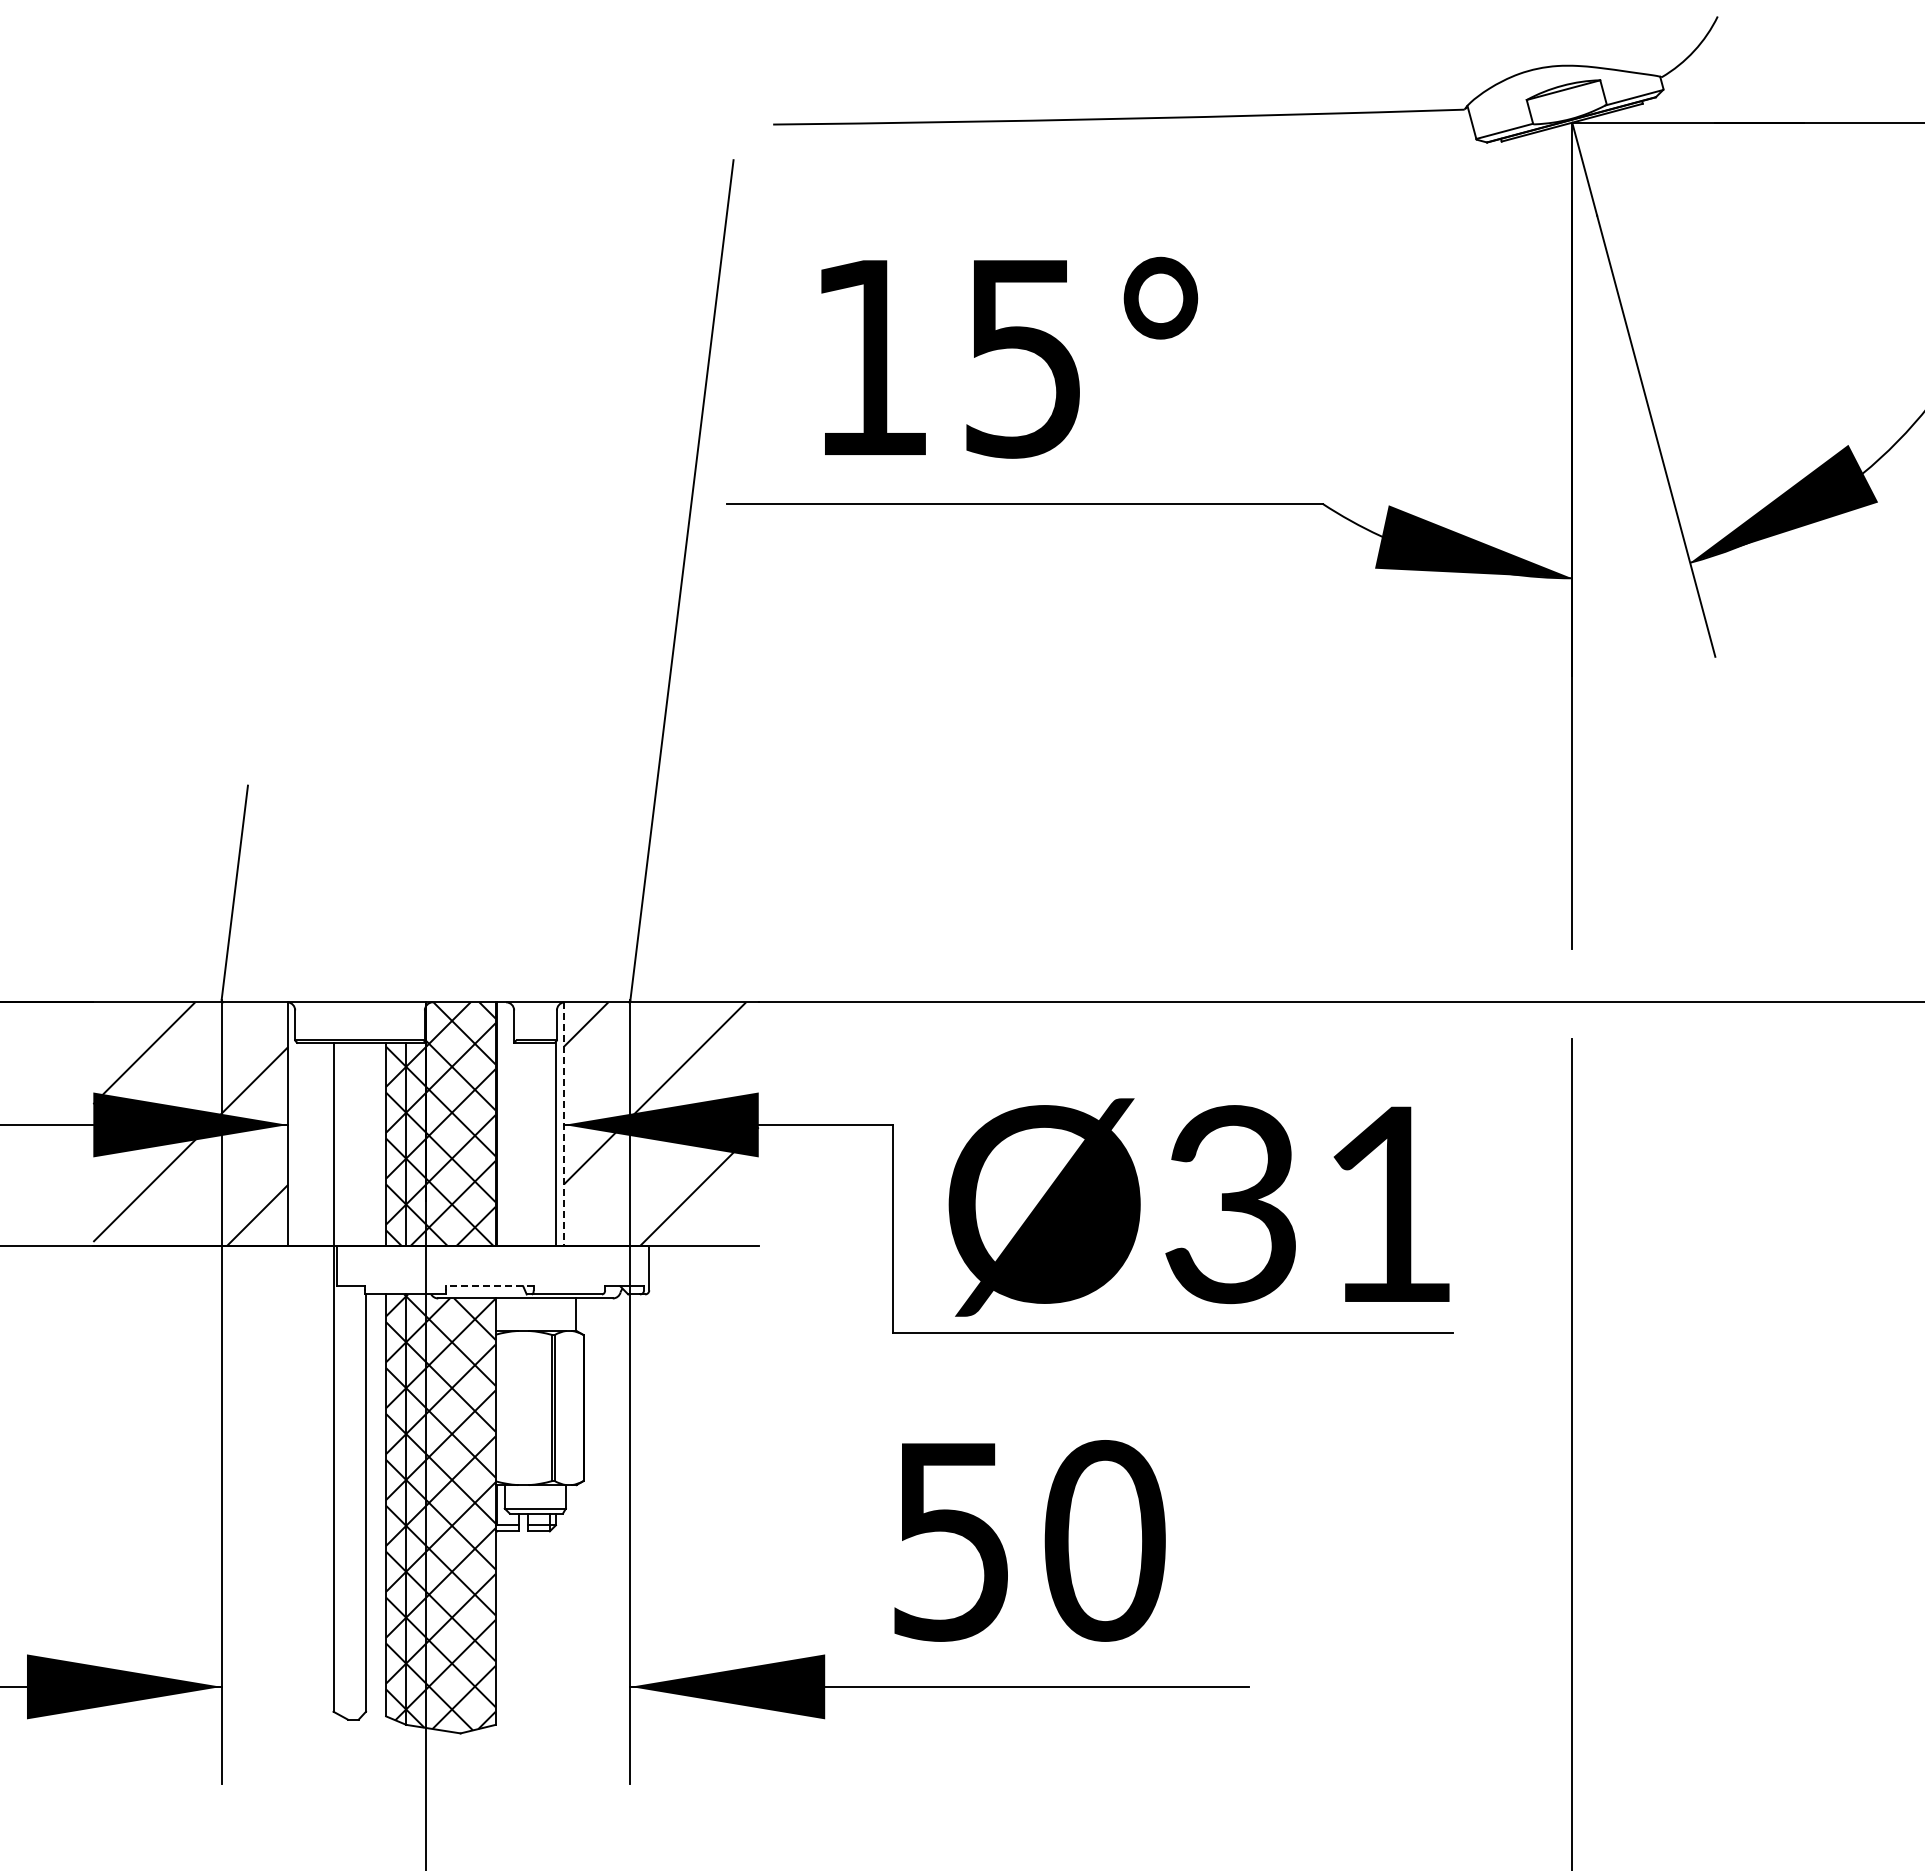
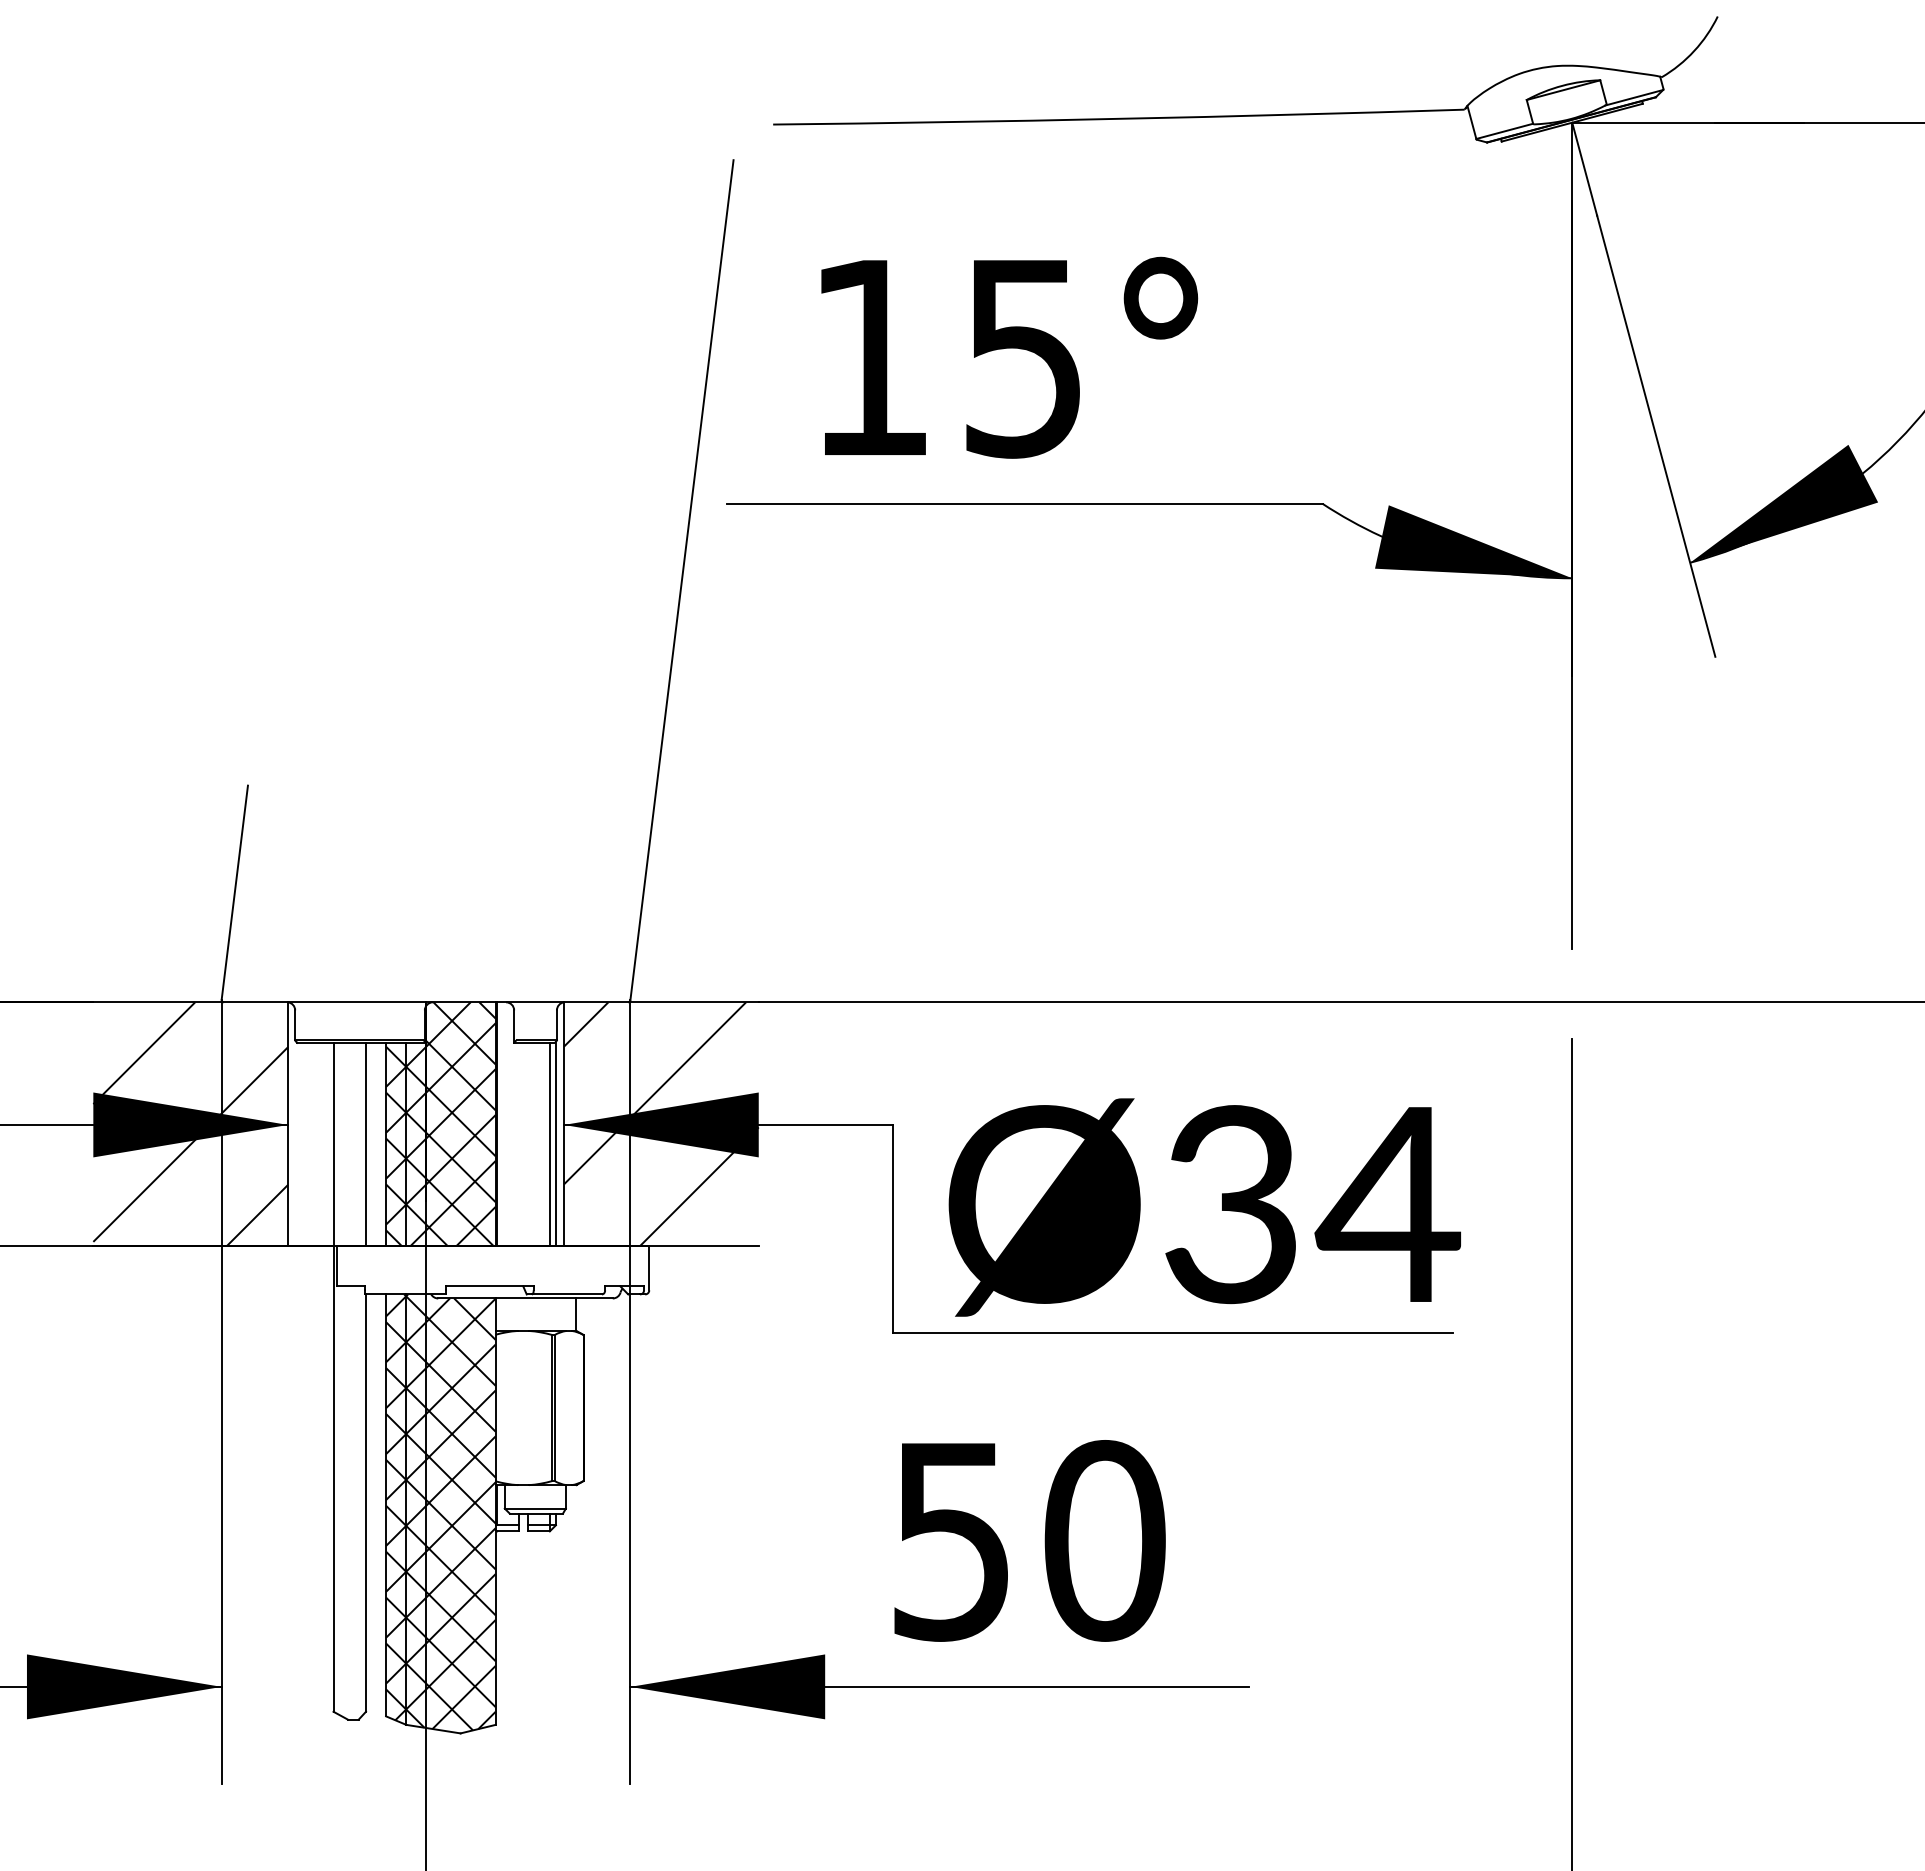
line: dashed -> solid (564, 1124)
line: none -> present (365, 1143)
line: none -> present (549, 1143)
text: Ø31 -> Ø34 (1387, 1203)
line: dashed -> solid (490, 1286)
